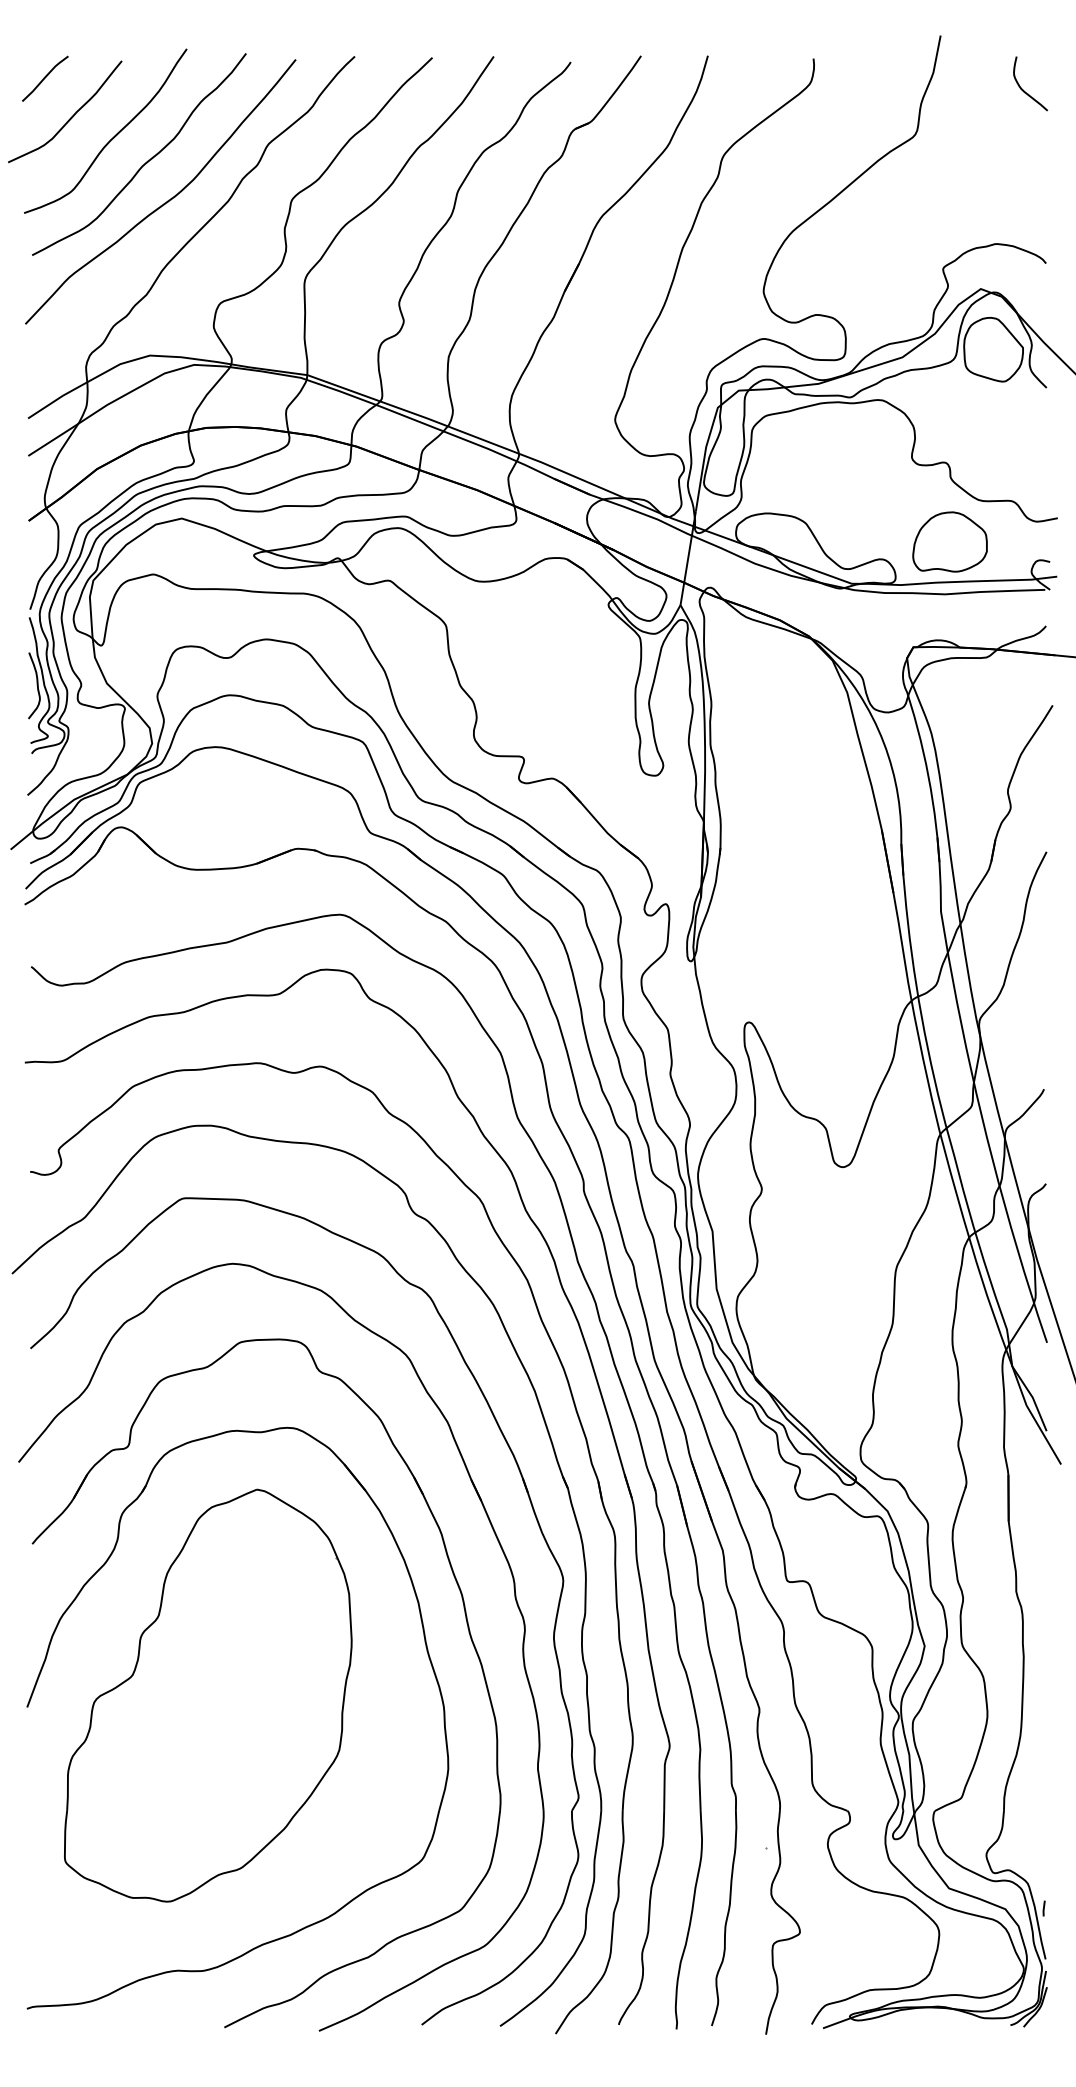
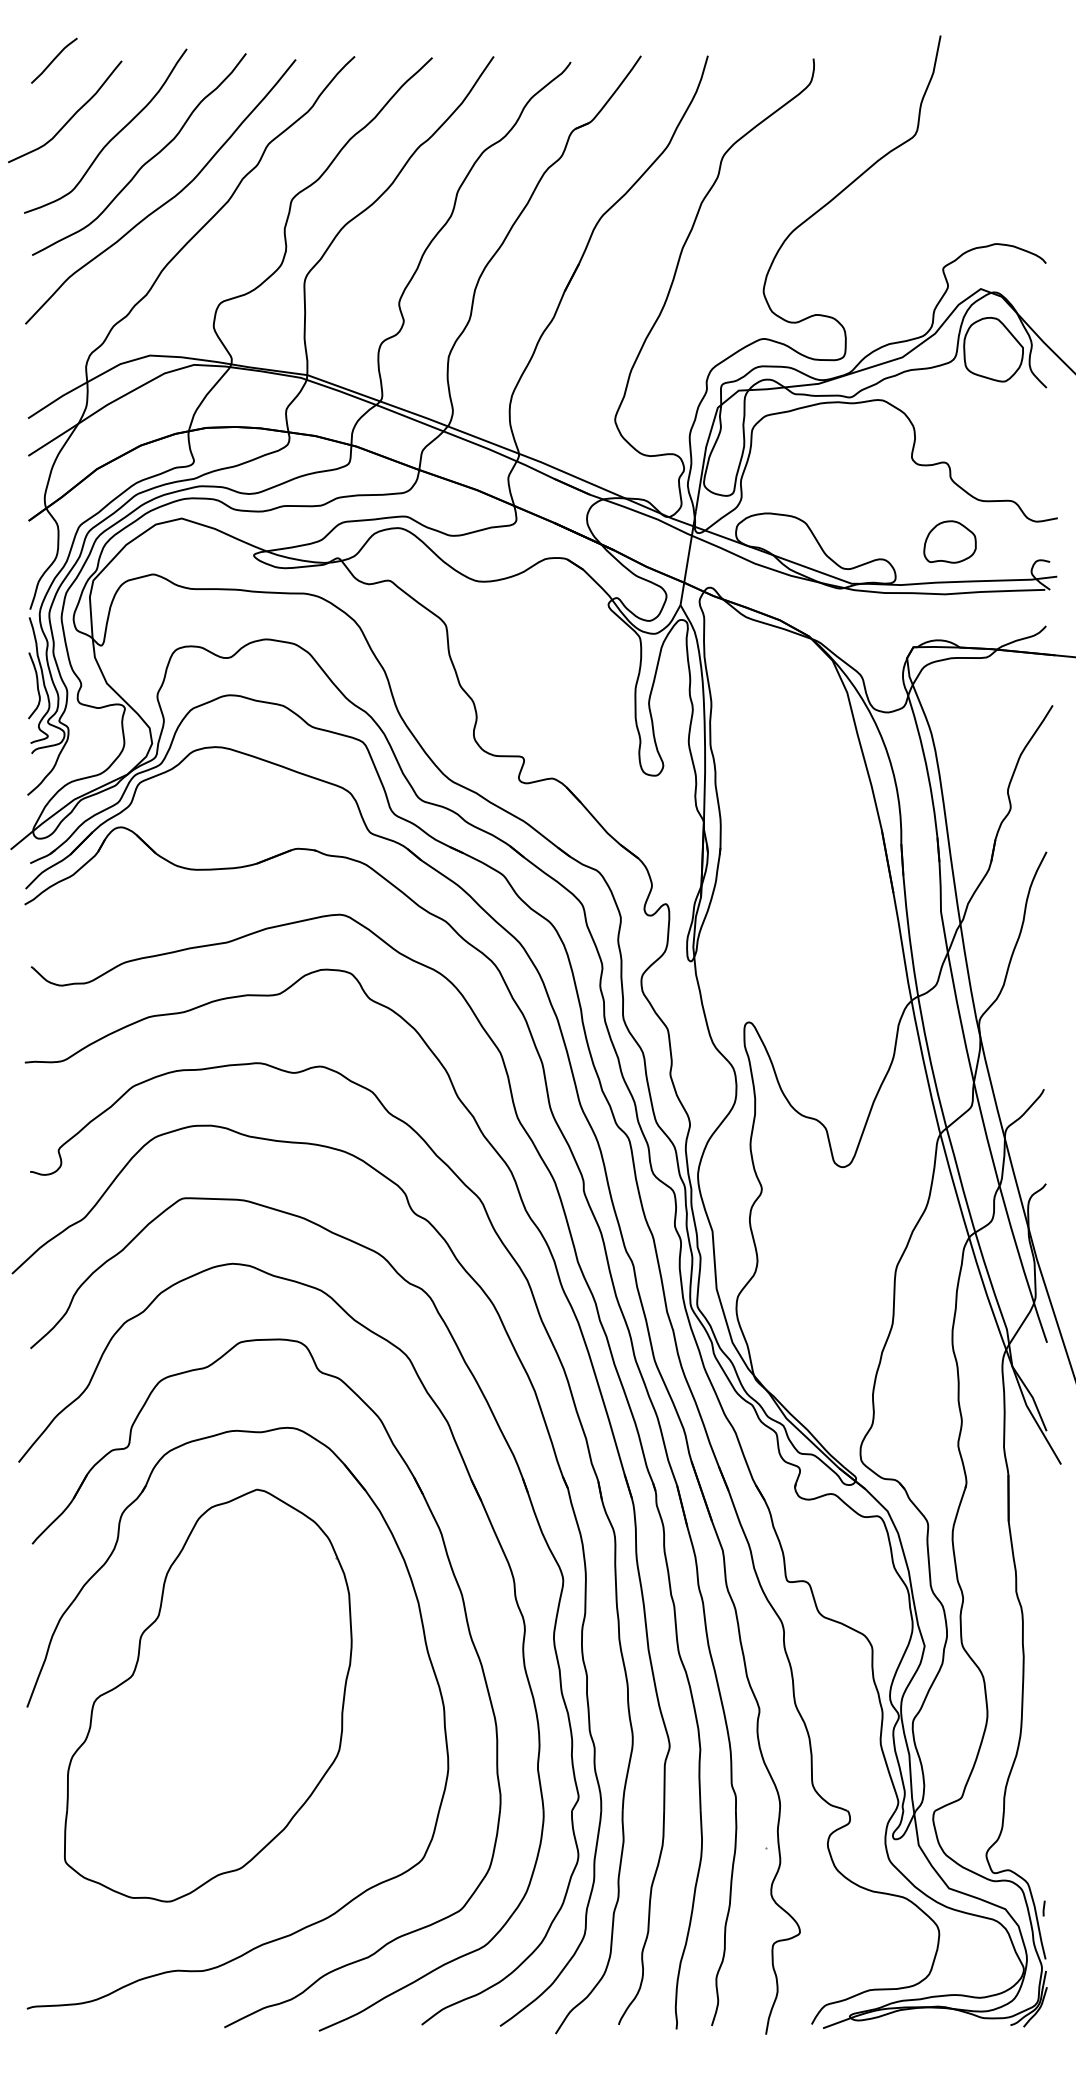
curve position: (45, 78) -> (54, 60) (54, 60)
curve: present -> none (1023, 89)
part size: 76x62 px -> 54x44 px (949, 541)
